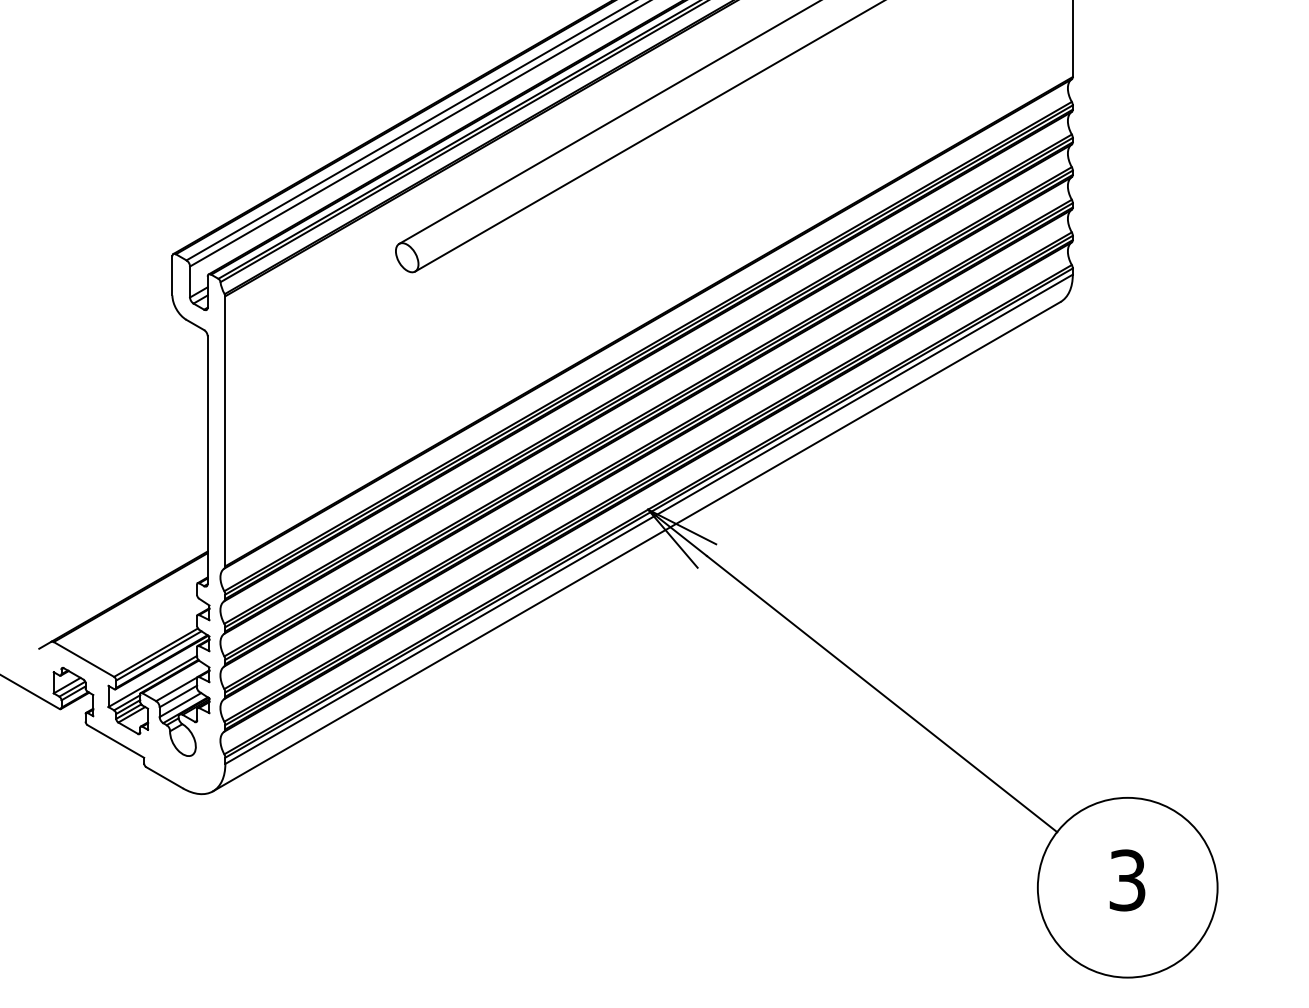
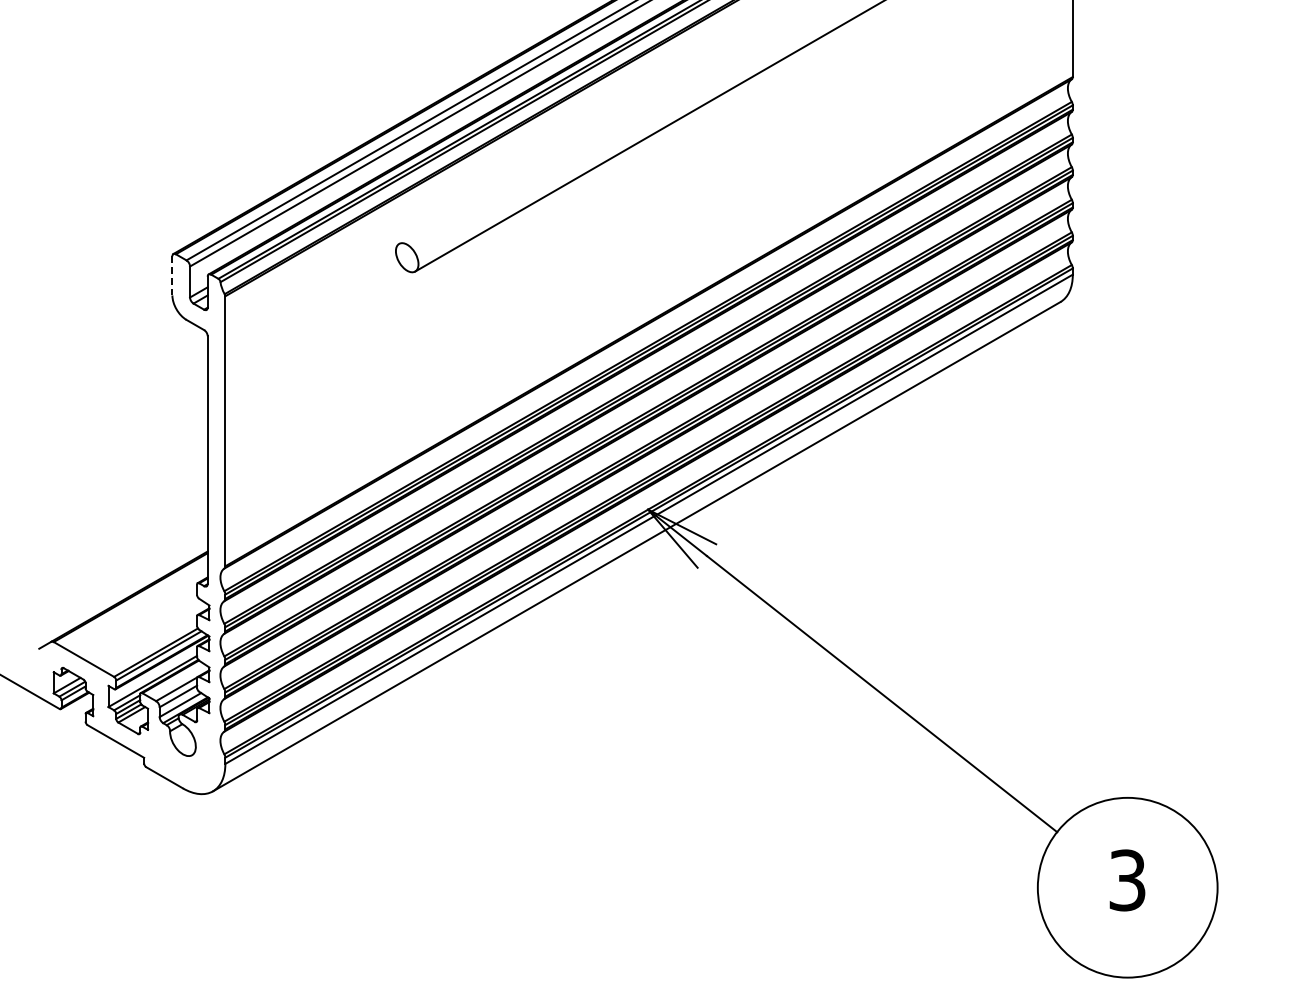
line: present -> none (608, 122)
line: solid -> dashed (172, 275)
